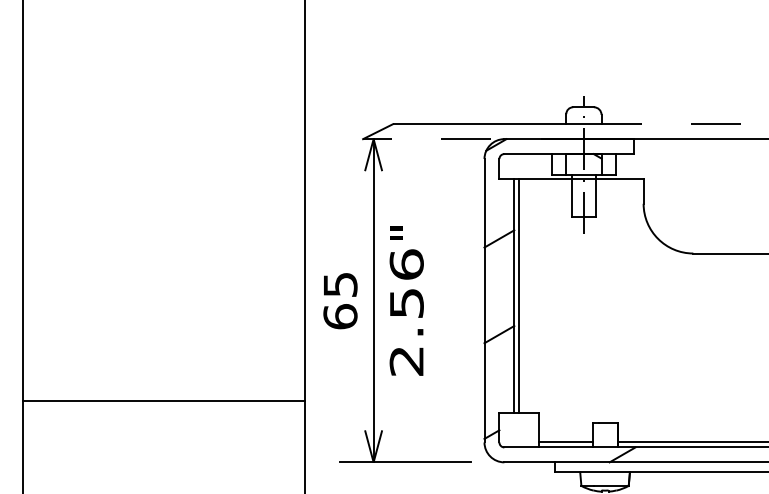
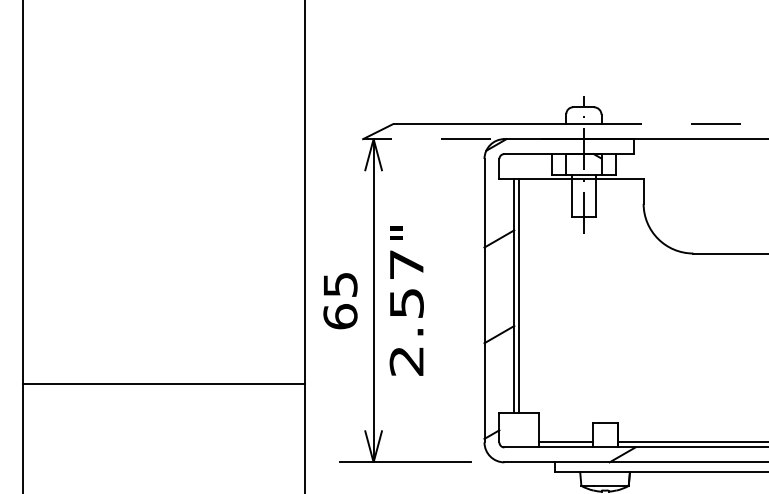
text: 2.56 -> 2.57 (406, 264)
line position: (163, 401) -> (163, 384) (163, 384)
